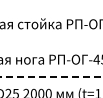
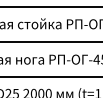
line: none -> present (50, 6)
line: none -> present (50, 41)
line: dashed -> solid (51, 76)
